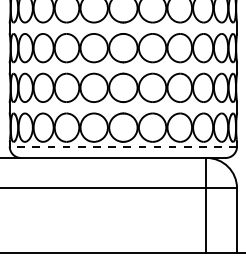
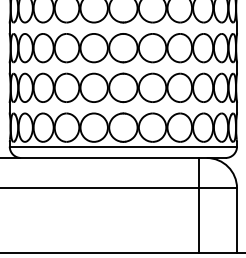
line: dashed -> solid (123, 146)
line position: (206, 204) -> (199, 204) (199, 204)
